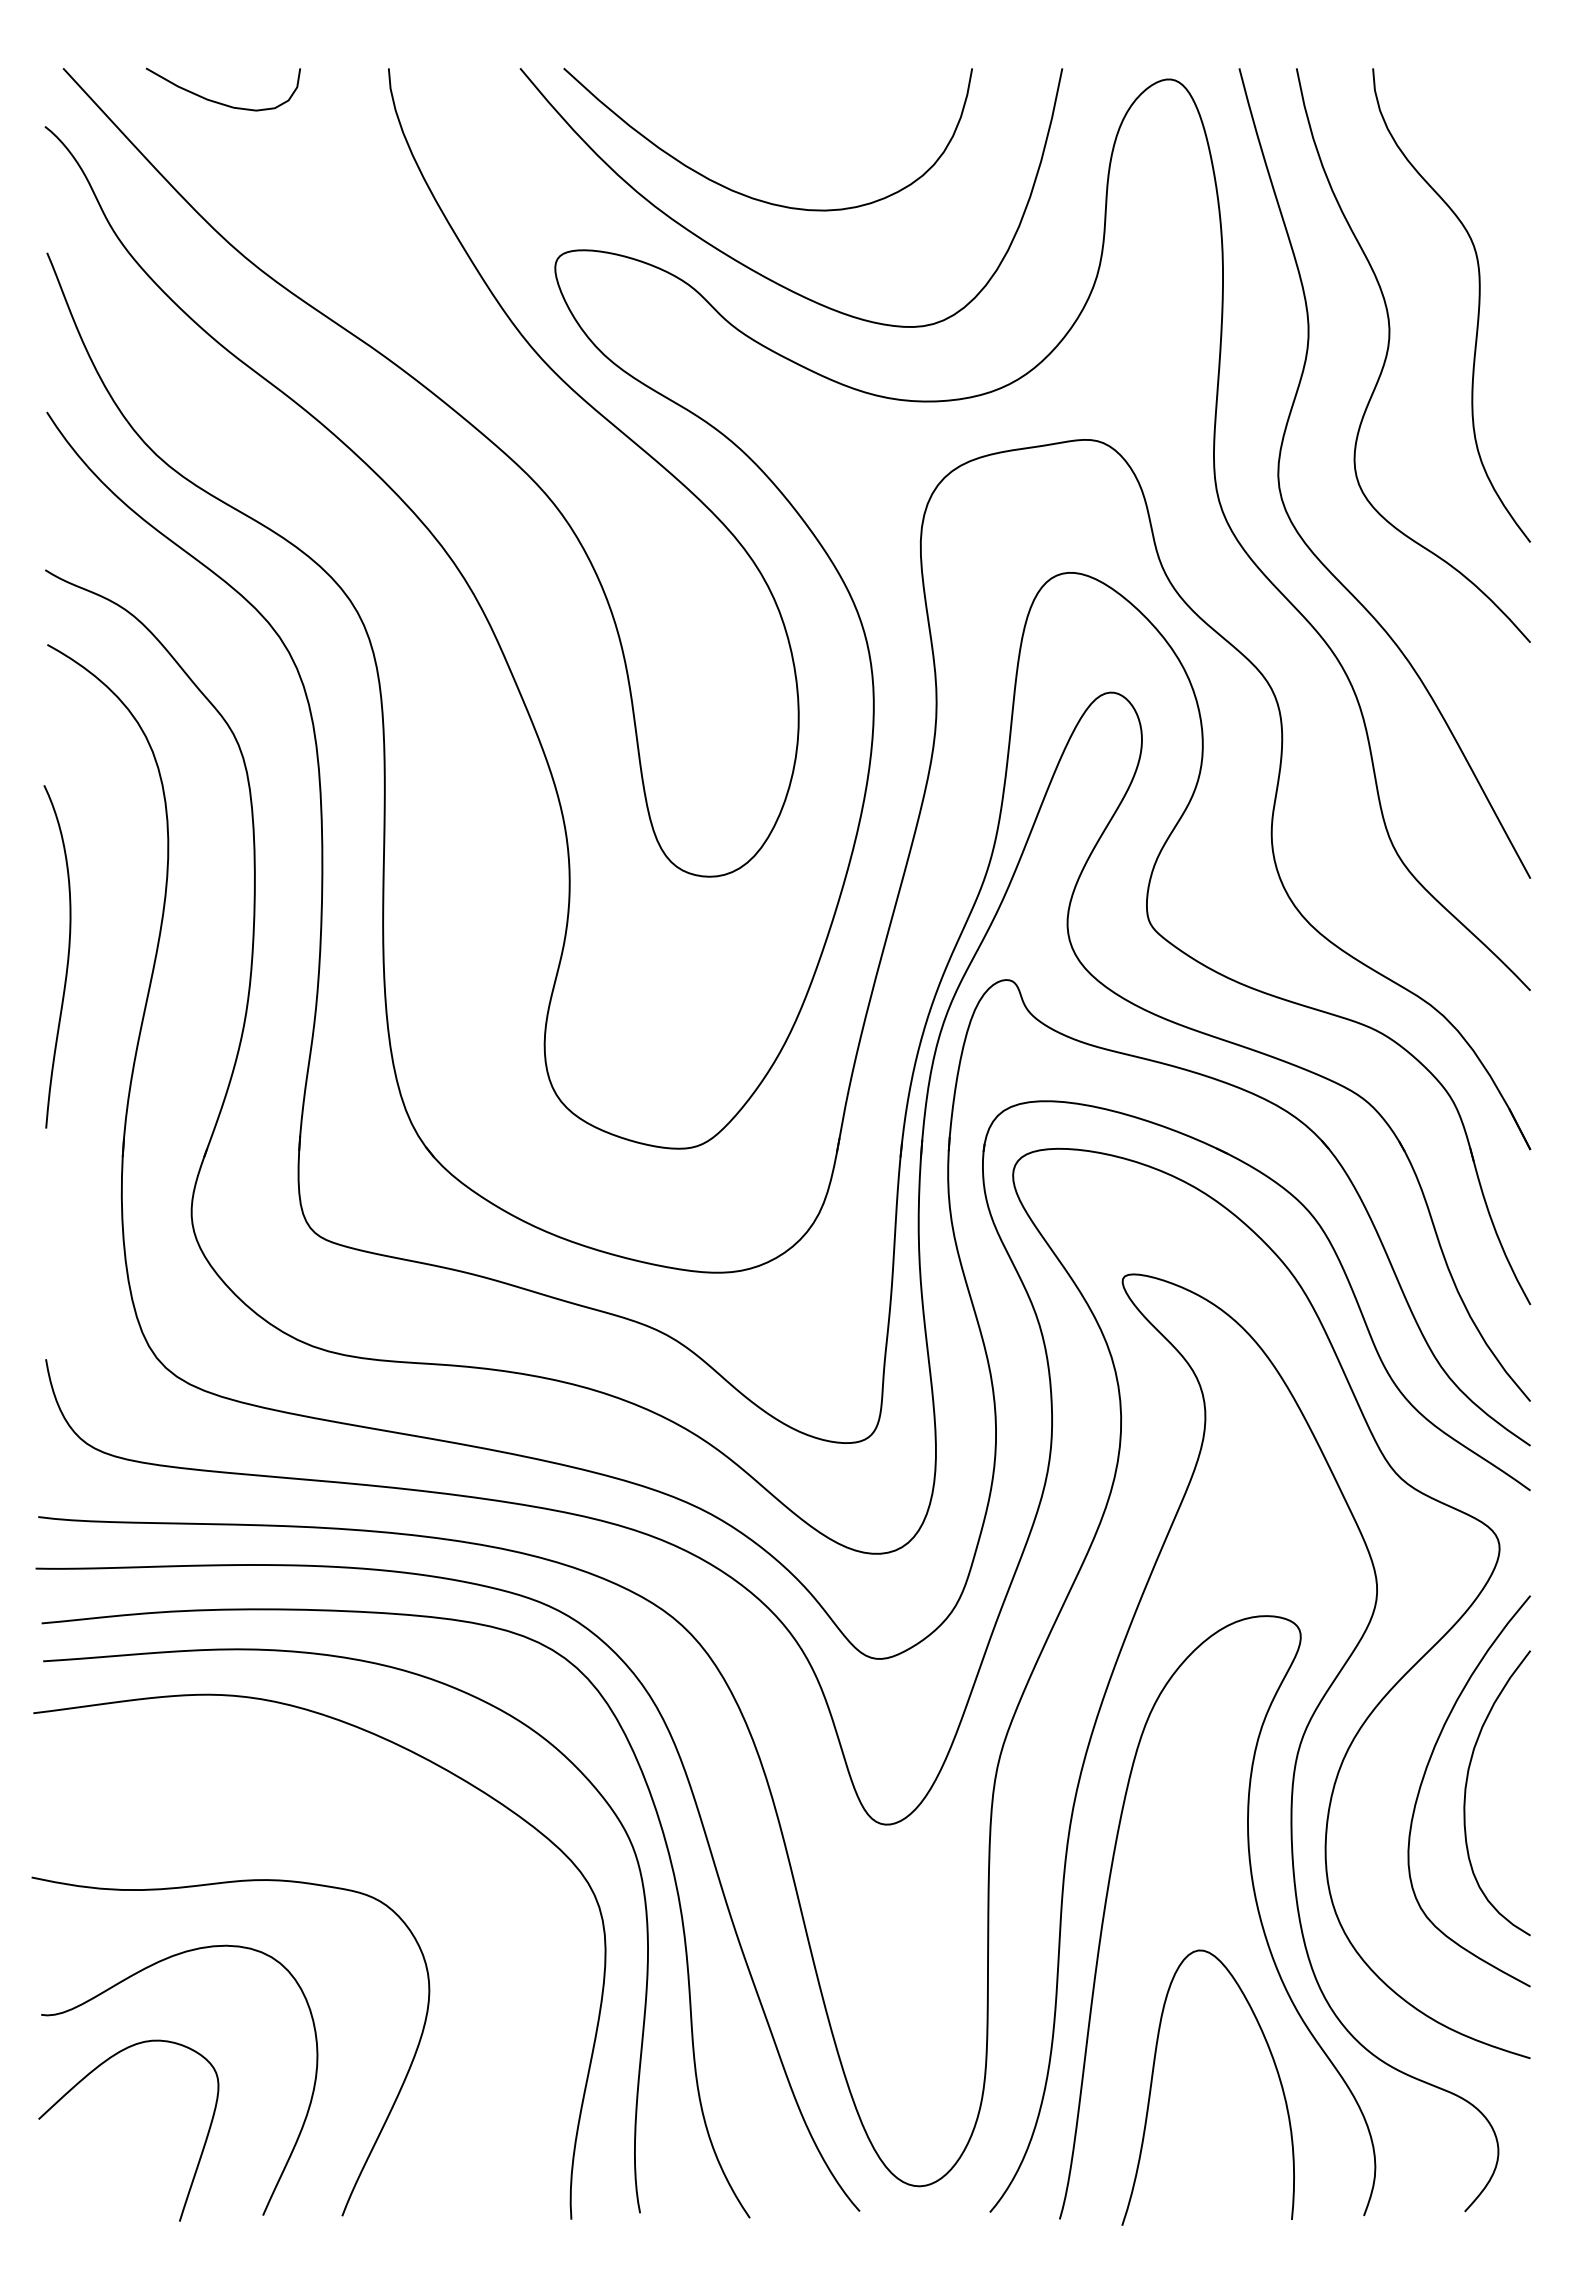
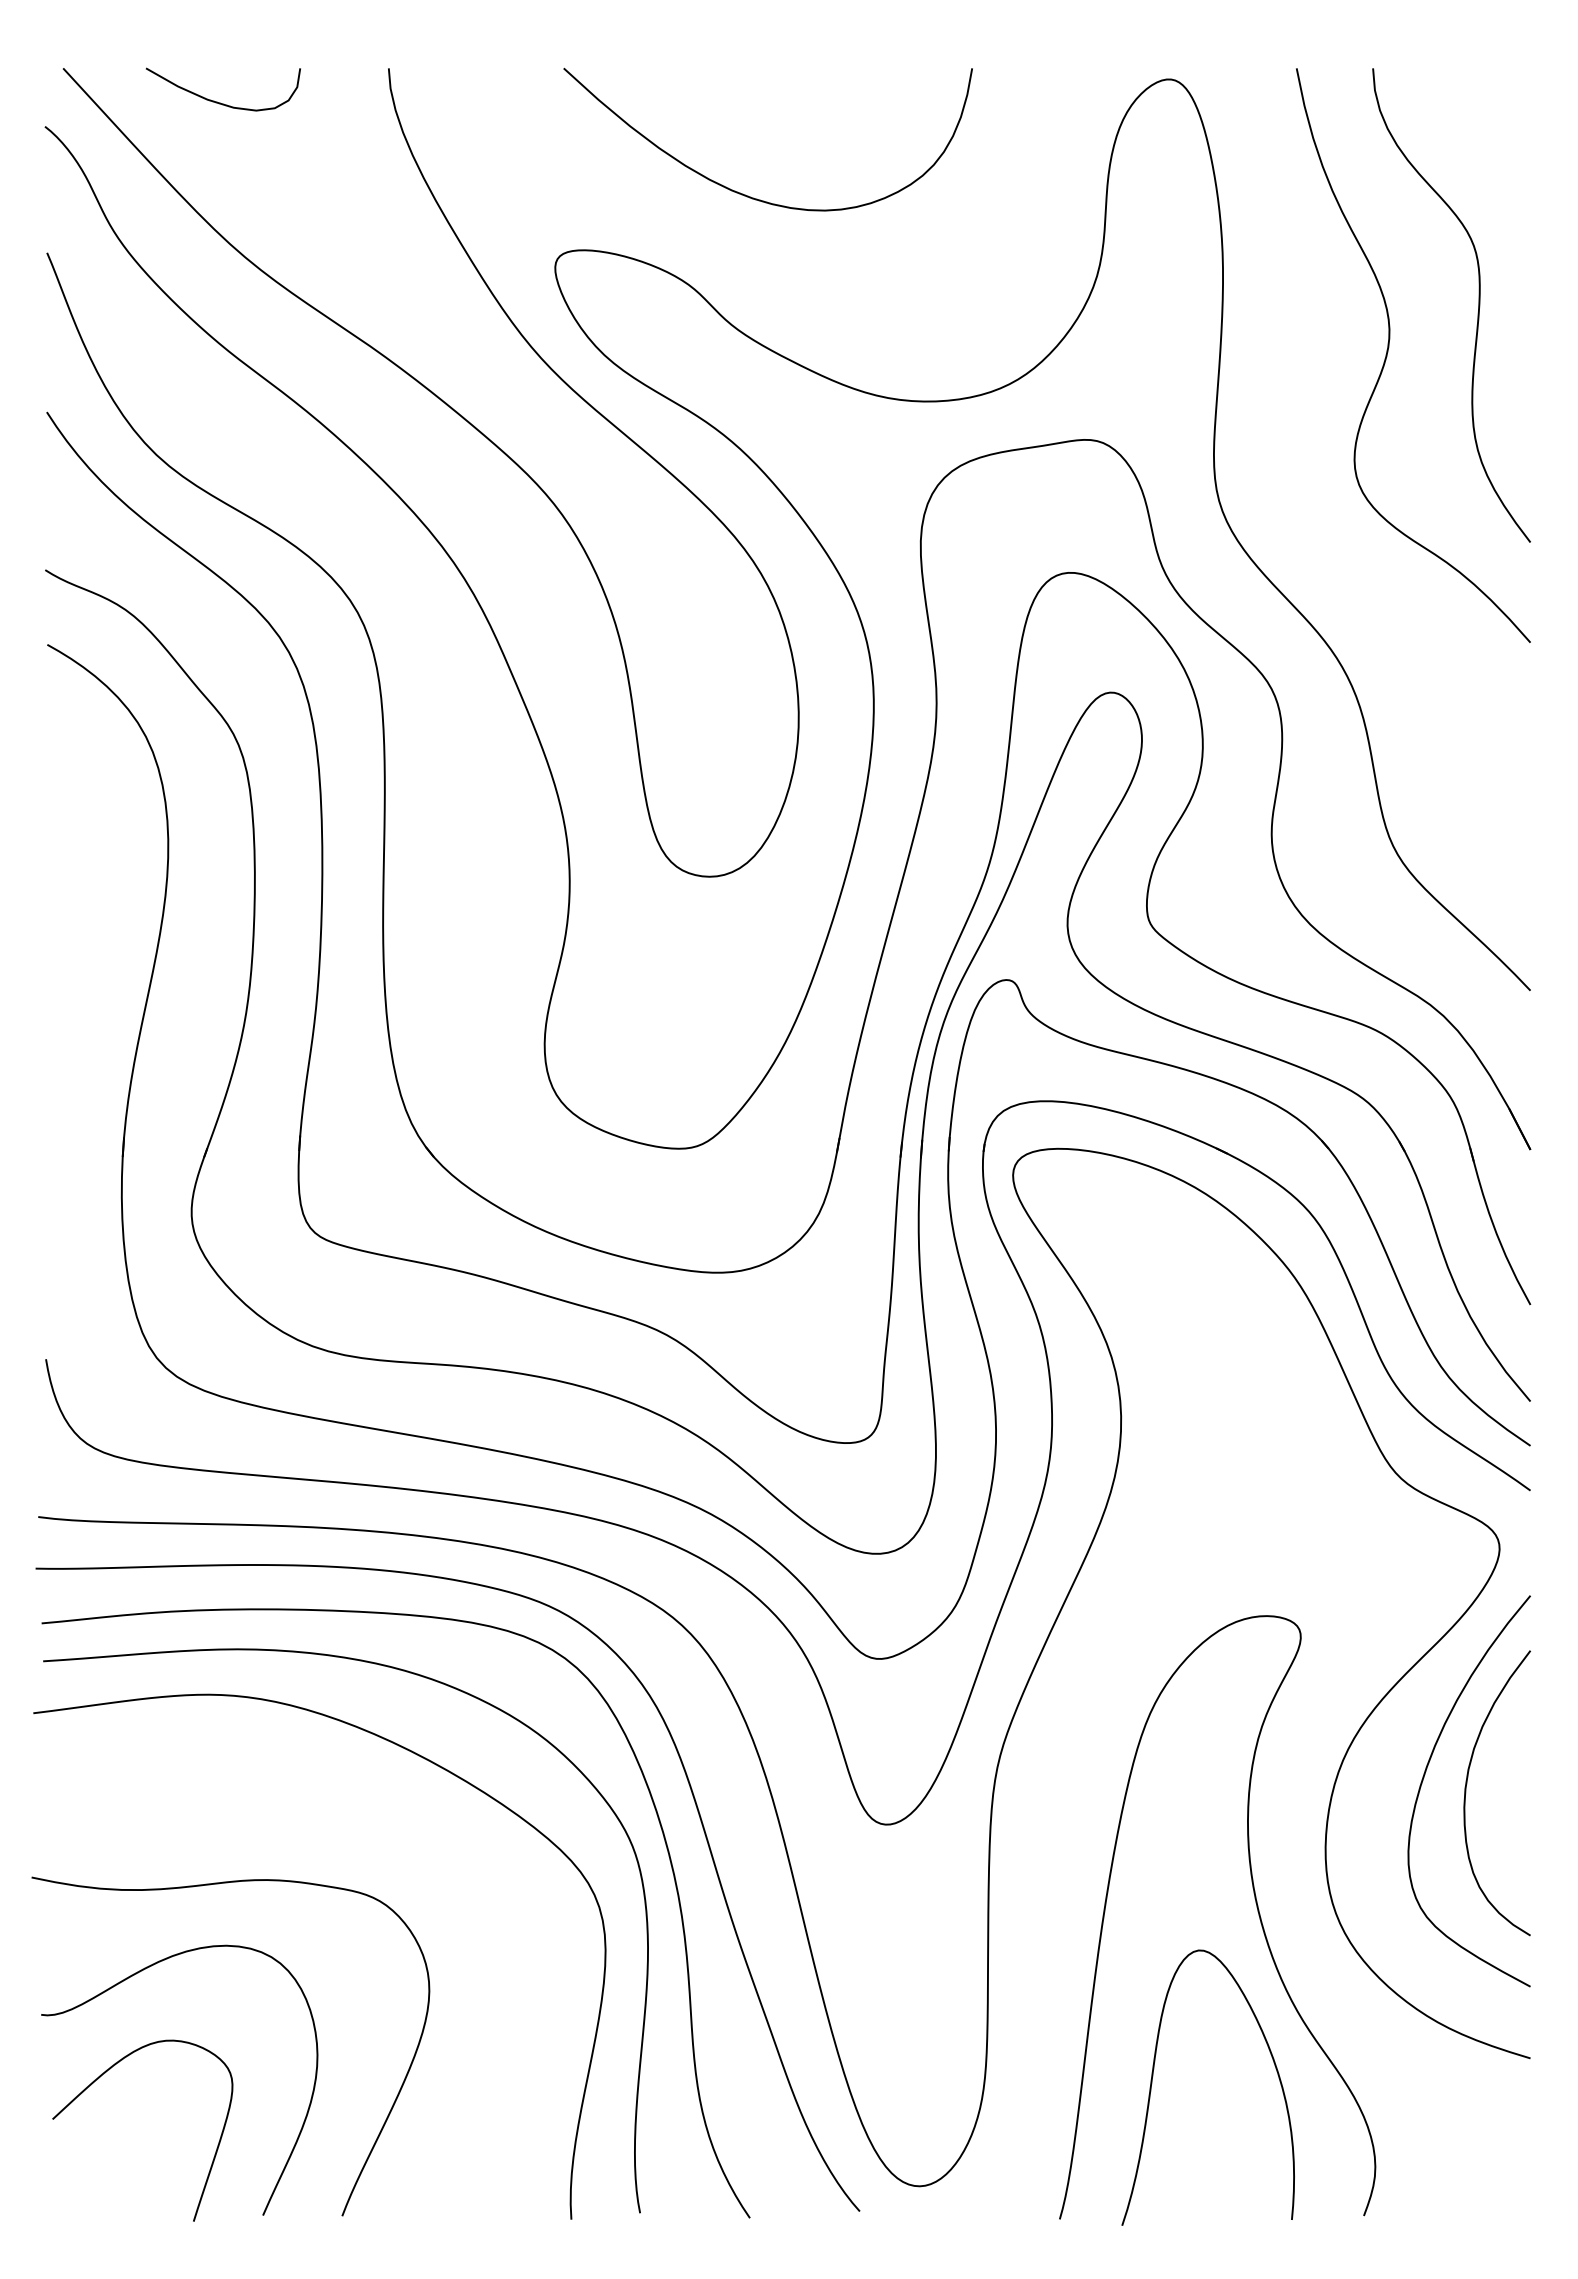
curve: present -> none (748, 266)
curve: present -> none (1295, 526)
curve: present -> none (67, 956)
curve: present -> none (1296, 1753)
curve position: (84, 2079) -> (98, 2079) (98, 2079)
